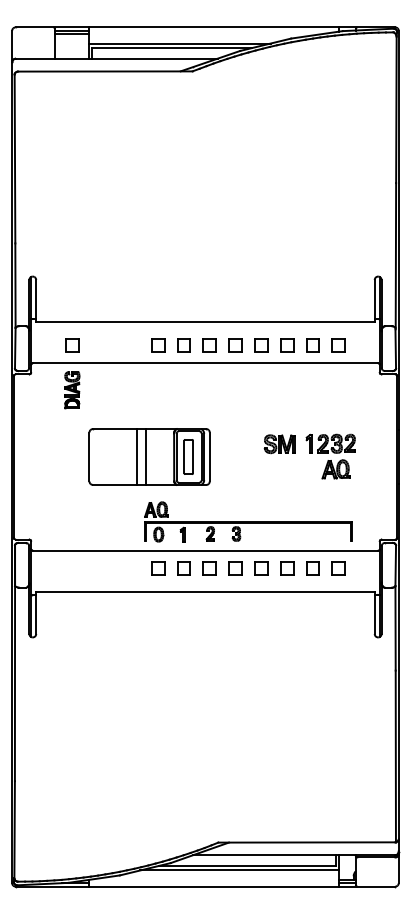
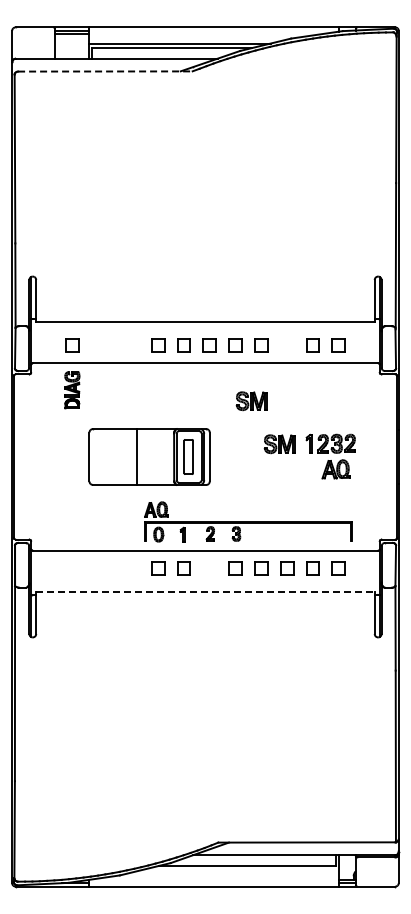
line: solid -> dashed (105, 71)
part: present -> none (287, 345)
part: none -> present (251, 401)
line: present -> none (145, 456)
part: present -> none (209, 568)
line: solid -> dashed (205, 591)
line: present -> none (239, 870)
